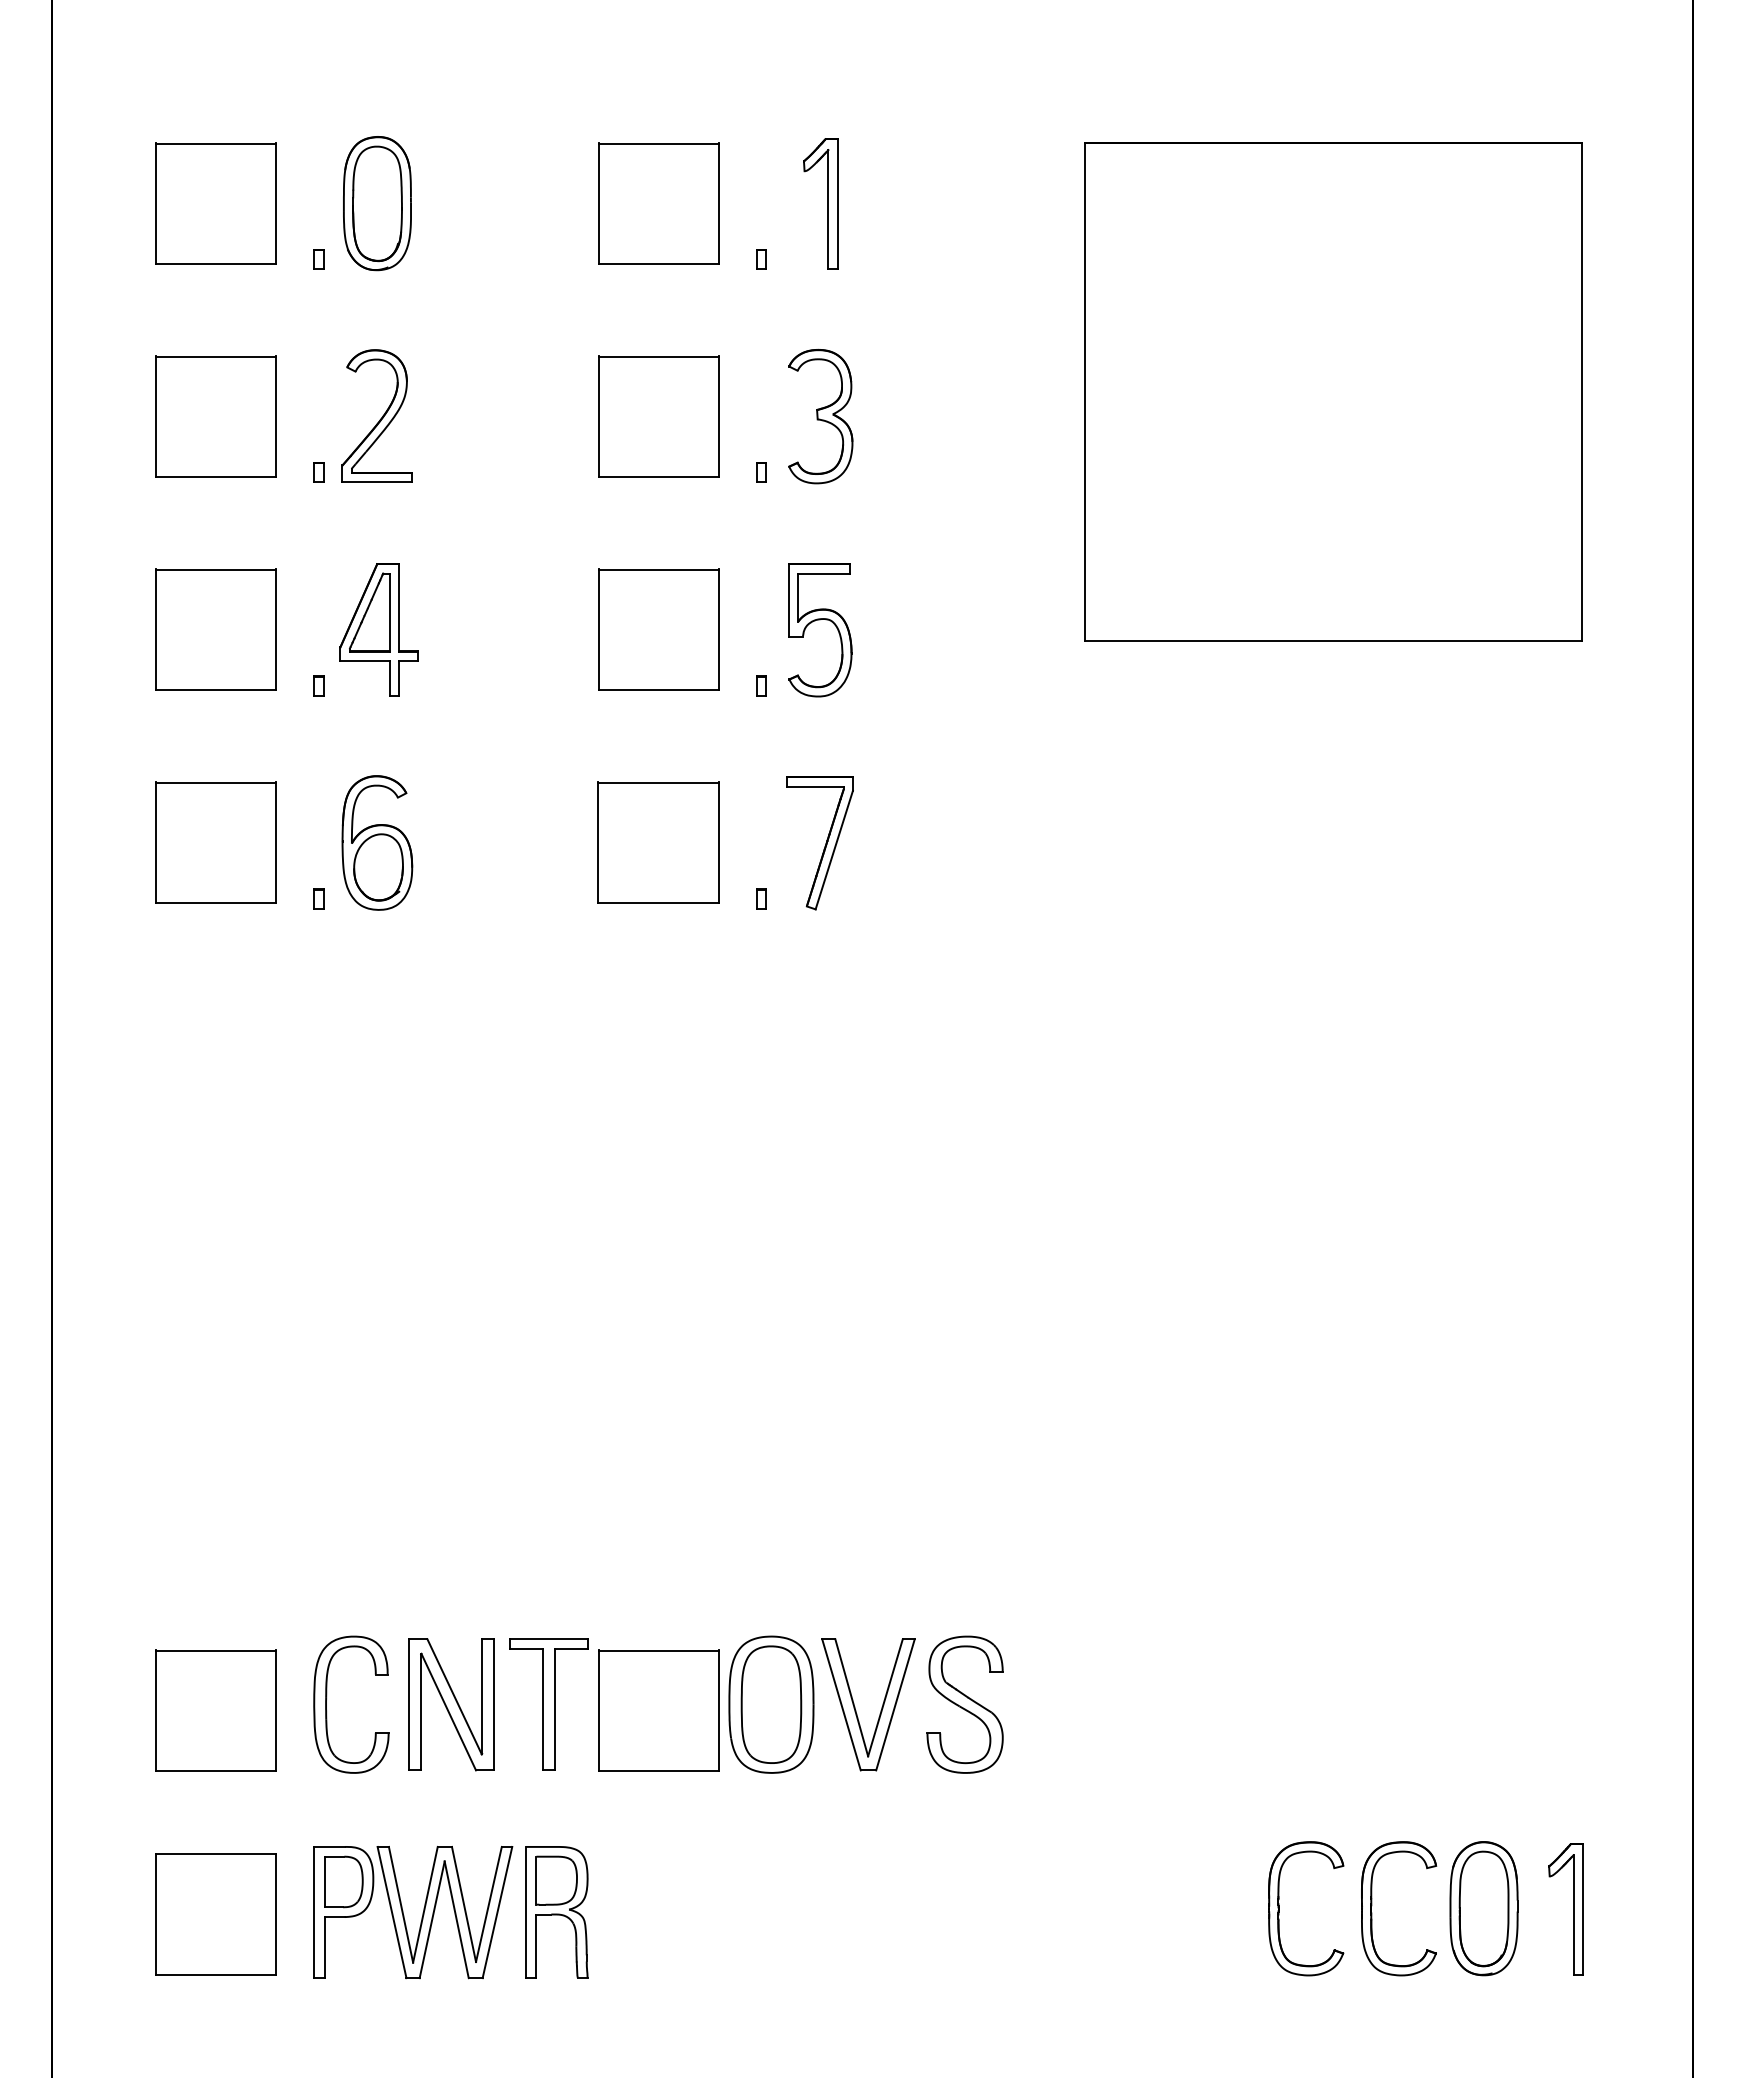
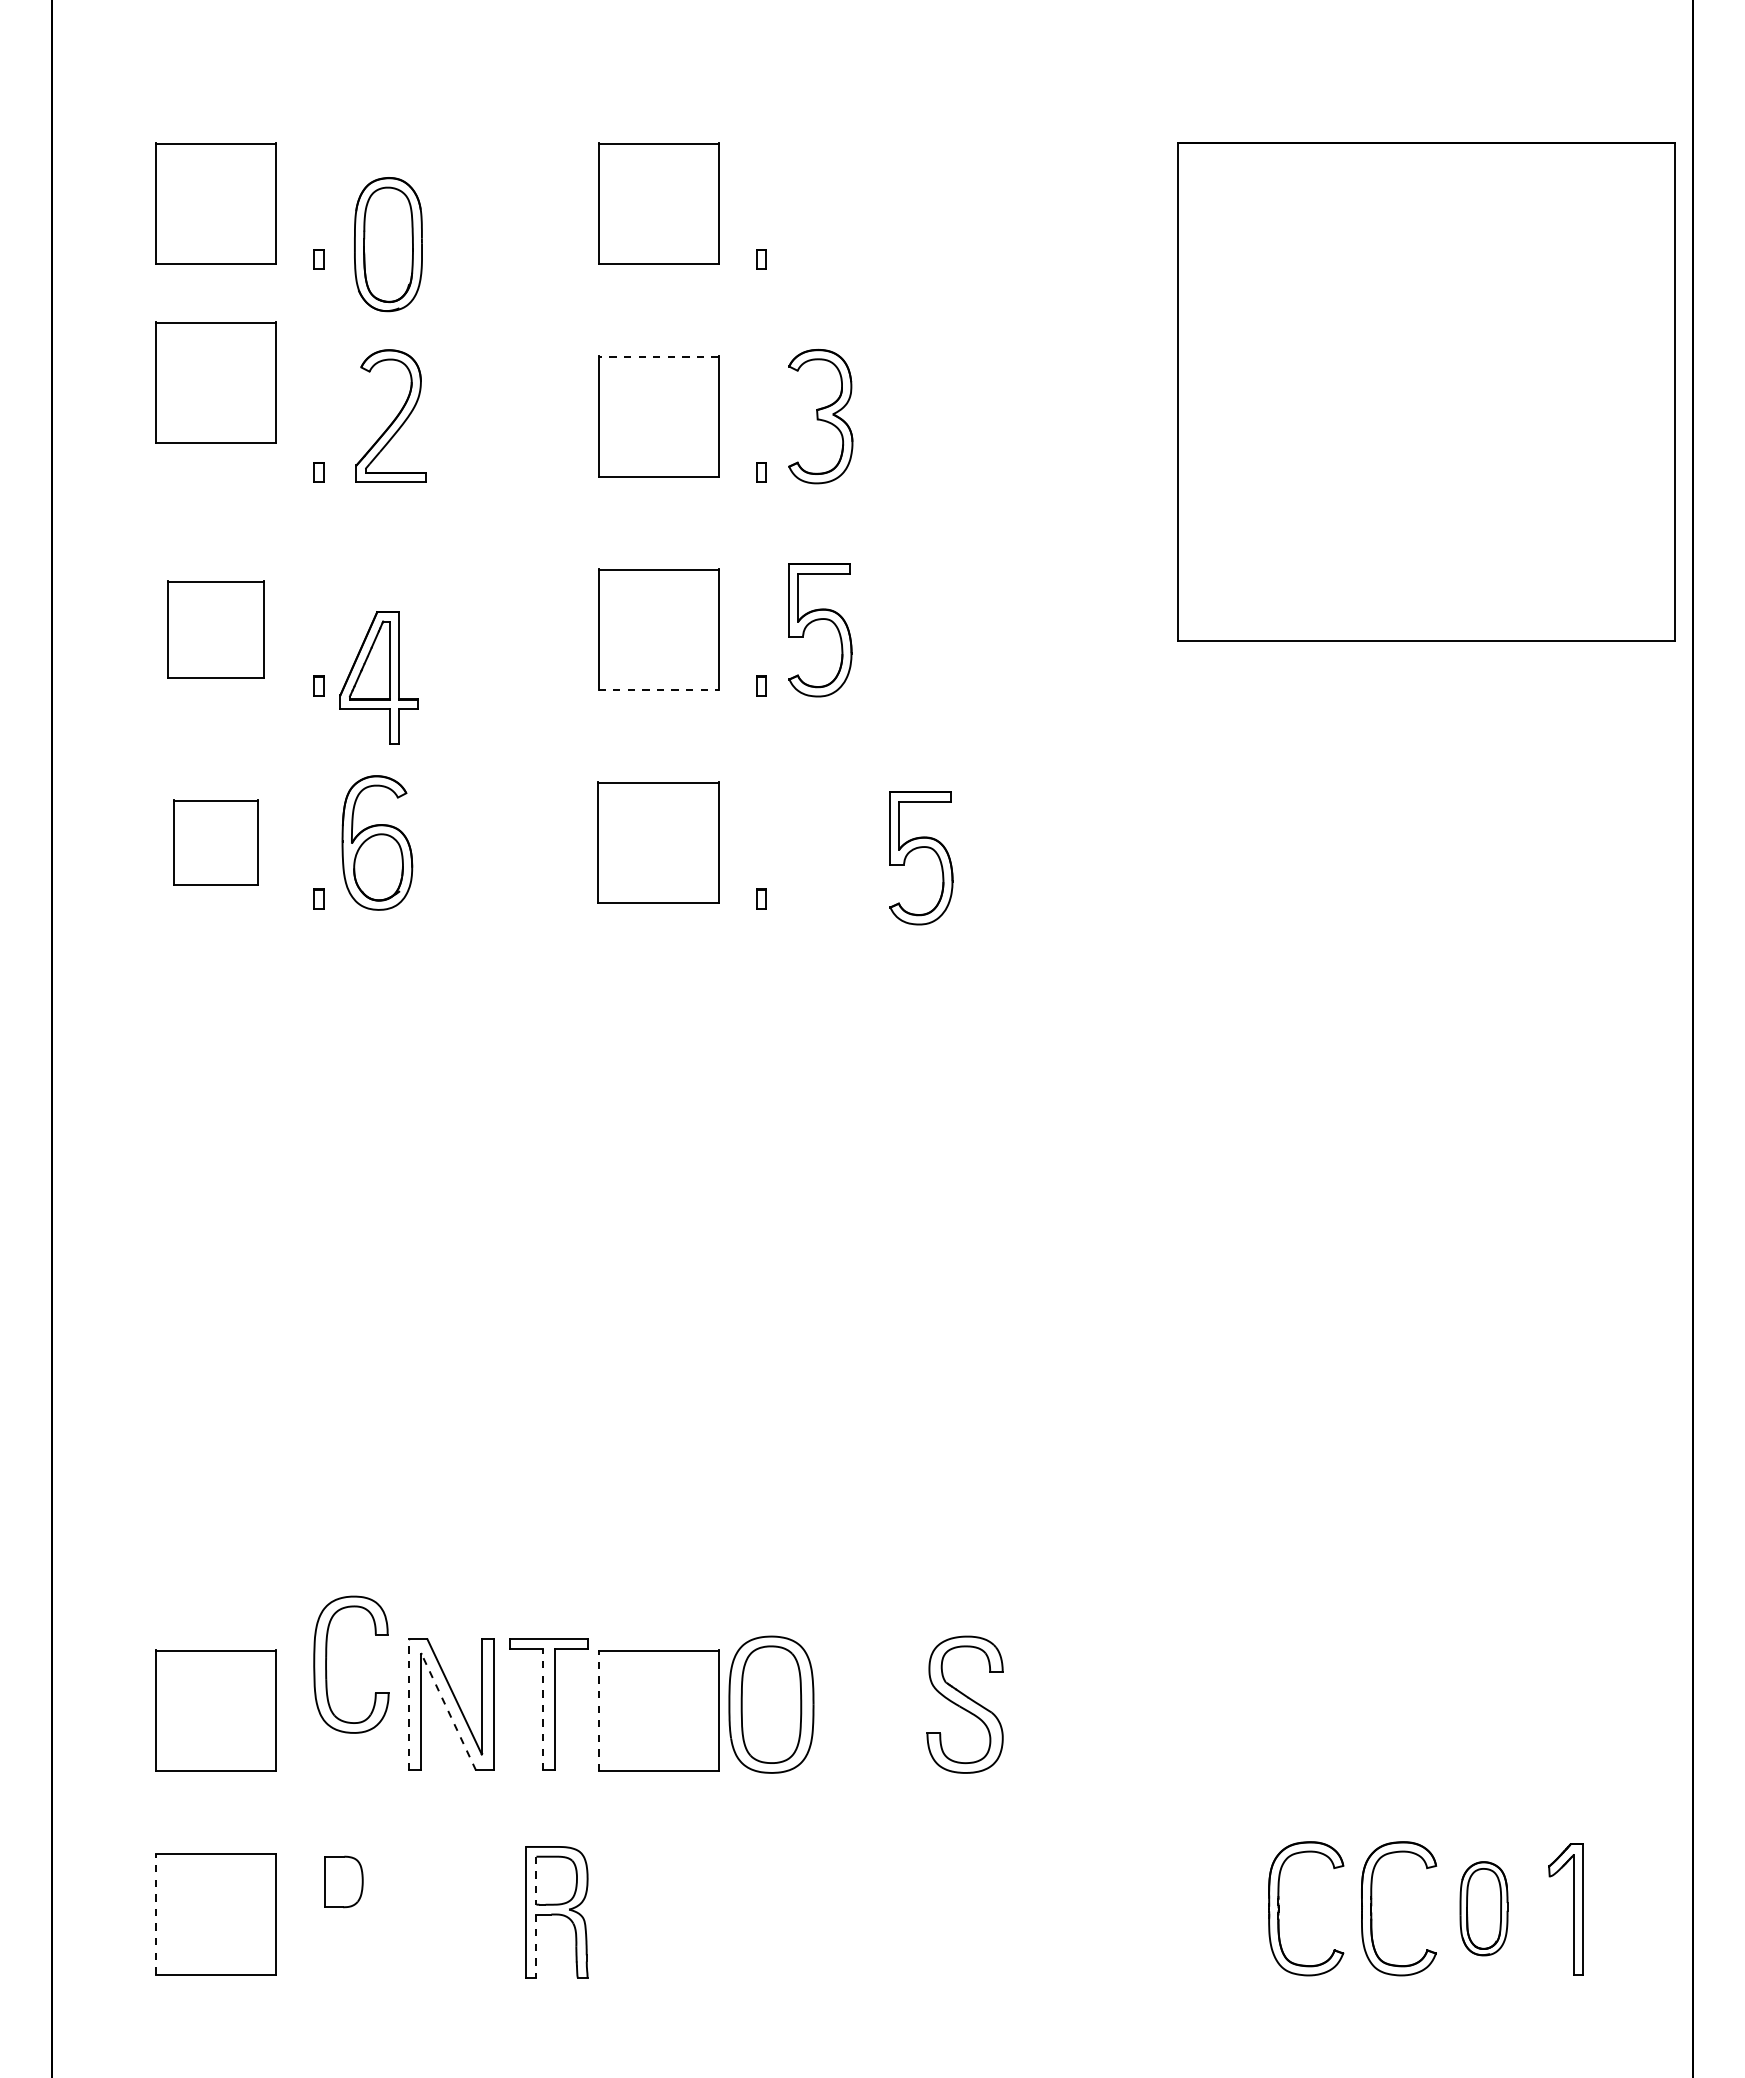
part position: (377, 203) -> (388, 244) (388, 244)
part: present -> none (827, 203)
line: solid -> dashed (658, 356)
part position: (1333, 391) -> (1426, 391) (1426, 391)
part position: (376, 415) -> (390, 415) (390, 415)
part position: (215, 416) -> (215, 382) (215, 382)
part size: 122x123 px -> 98x99 px (215, 629)
part position: (378, 629) -> (378, 677) (378, 677)
line: solid -> dashed (659, 690)
part size: 122x123 px -> 86x87 px (215, 842)
part: present -> none (819, 843)
part: none -> present (921, 848)
part position: (327, 1698) -> (327, 1658) (327, 1658)
line: solid -> dashed (409, 1704)
part: present -> none (855, 1706)
line: solid -> dashed (543, 1709)
line: solid -> dashed (598, 1710)
line: solid -> dashed (448, 1711)
line: solid -> dashed (536, 1880)
part size: 70x136 px -> 50x96 px (1483, 1908)
part: present -> none (422, 1912)
line: solid -> dashed (155, 1913)
line: solid -> dashed (536, 1946)
